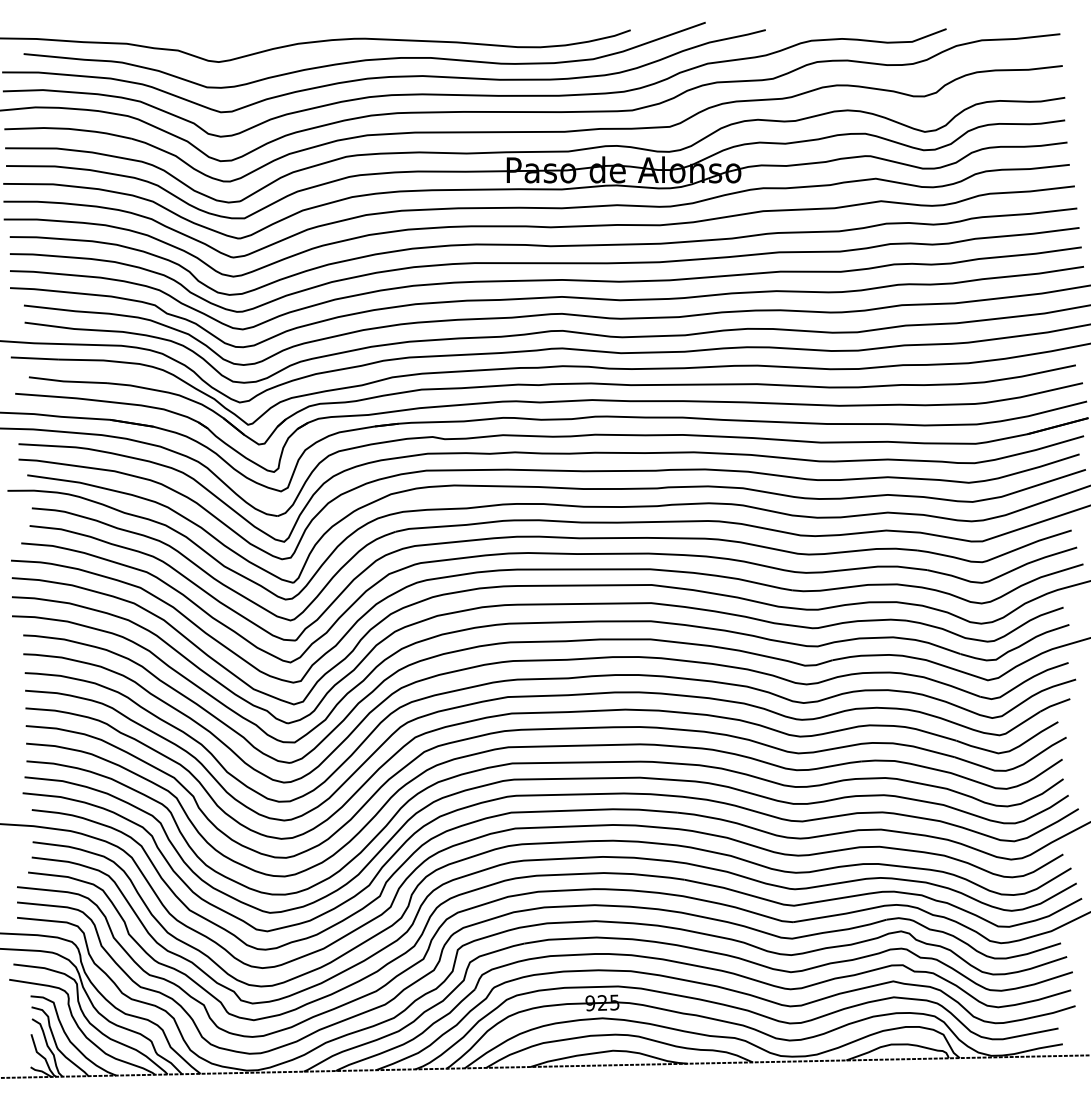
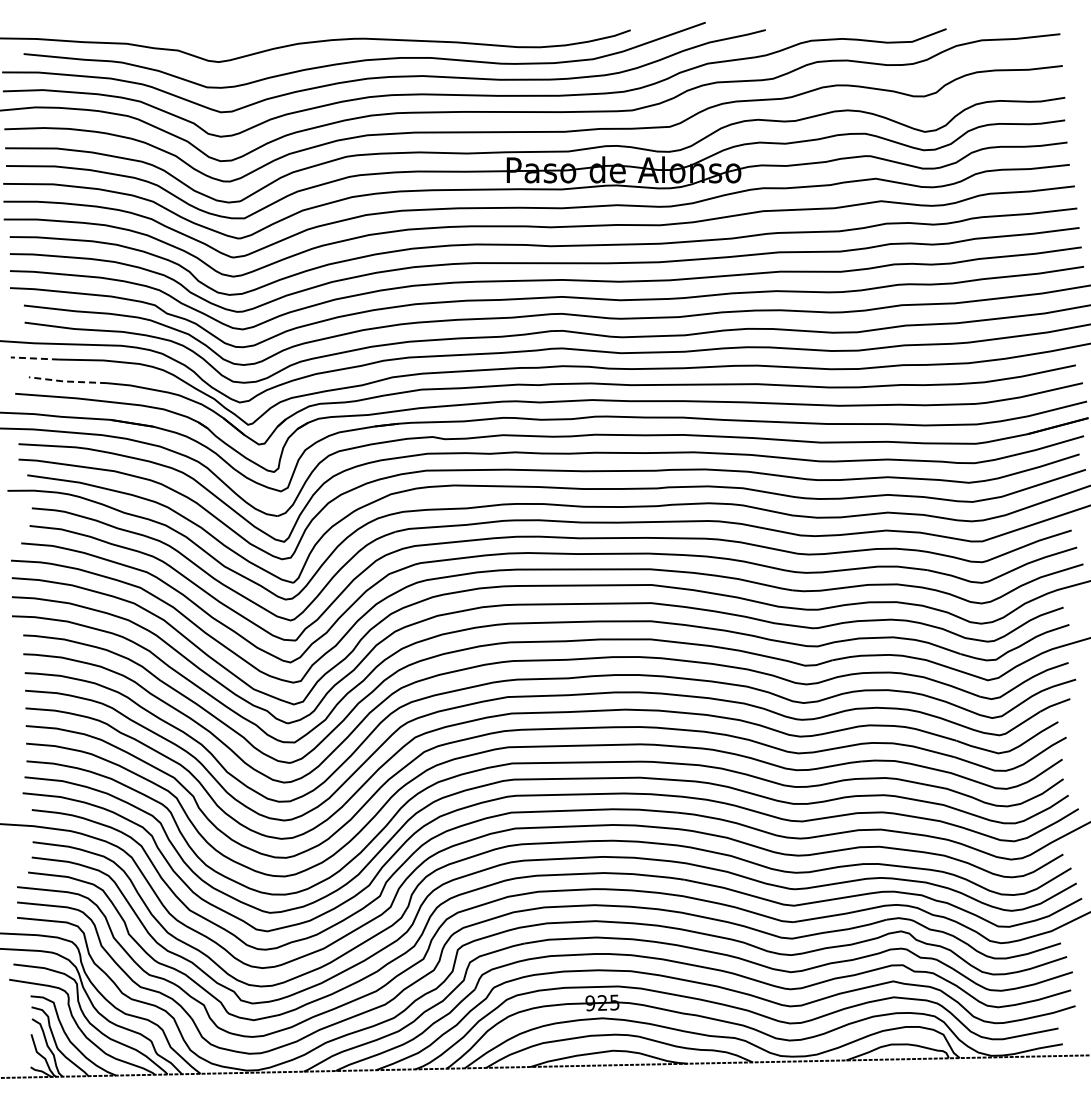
line: solid -> dashed (34, 358)
line: solid -> dashed (67, 381)
